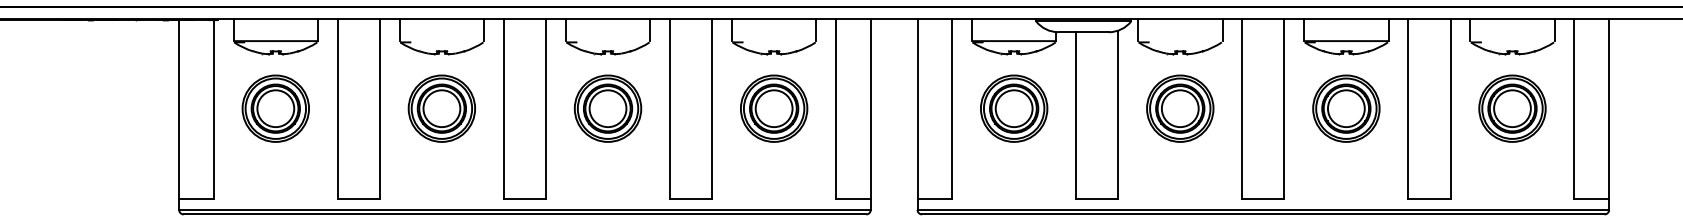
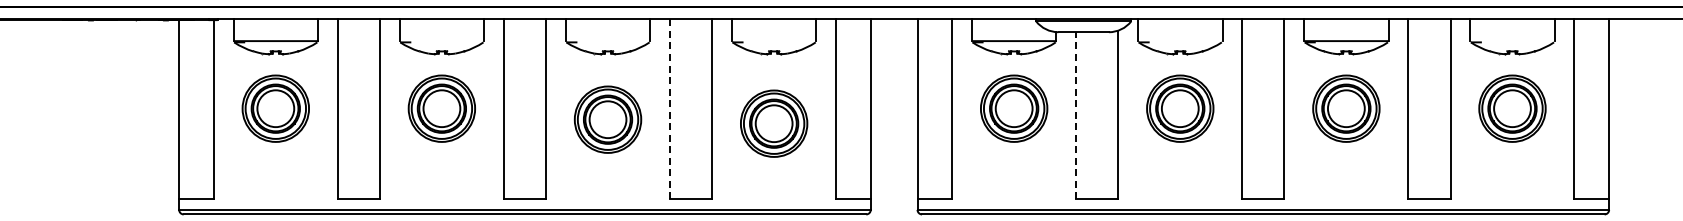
part position: (607, 108) -> (607, 119) (607, 119)
line: solid -> dashed (669, 108)
part position: (774, 108) -> (774, 123) (774, 123)
line: solid -> dashed (1076, 115)
